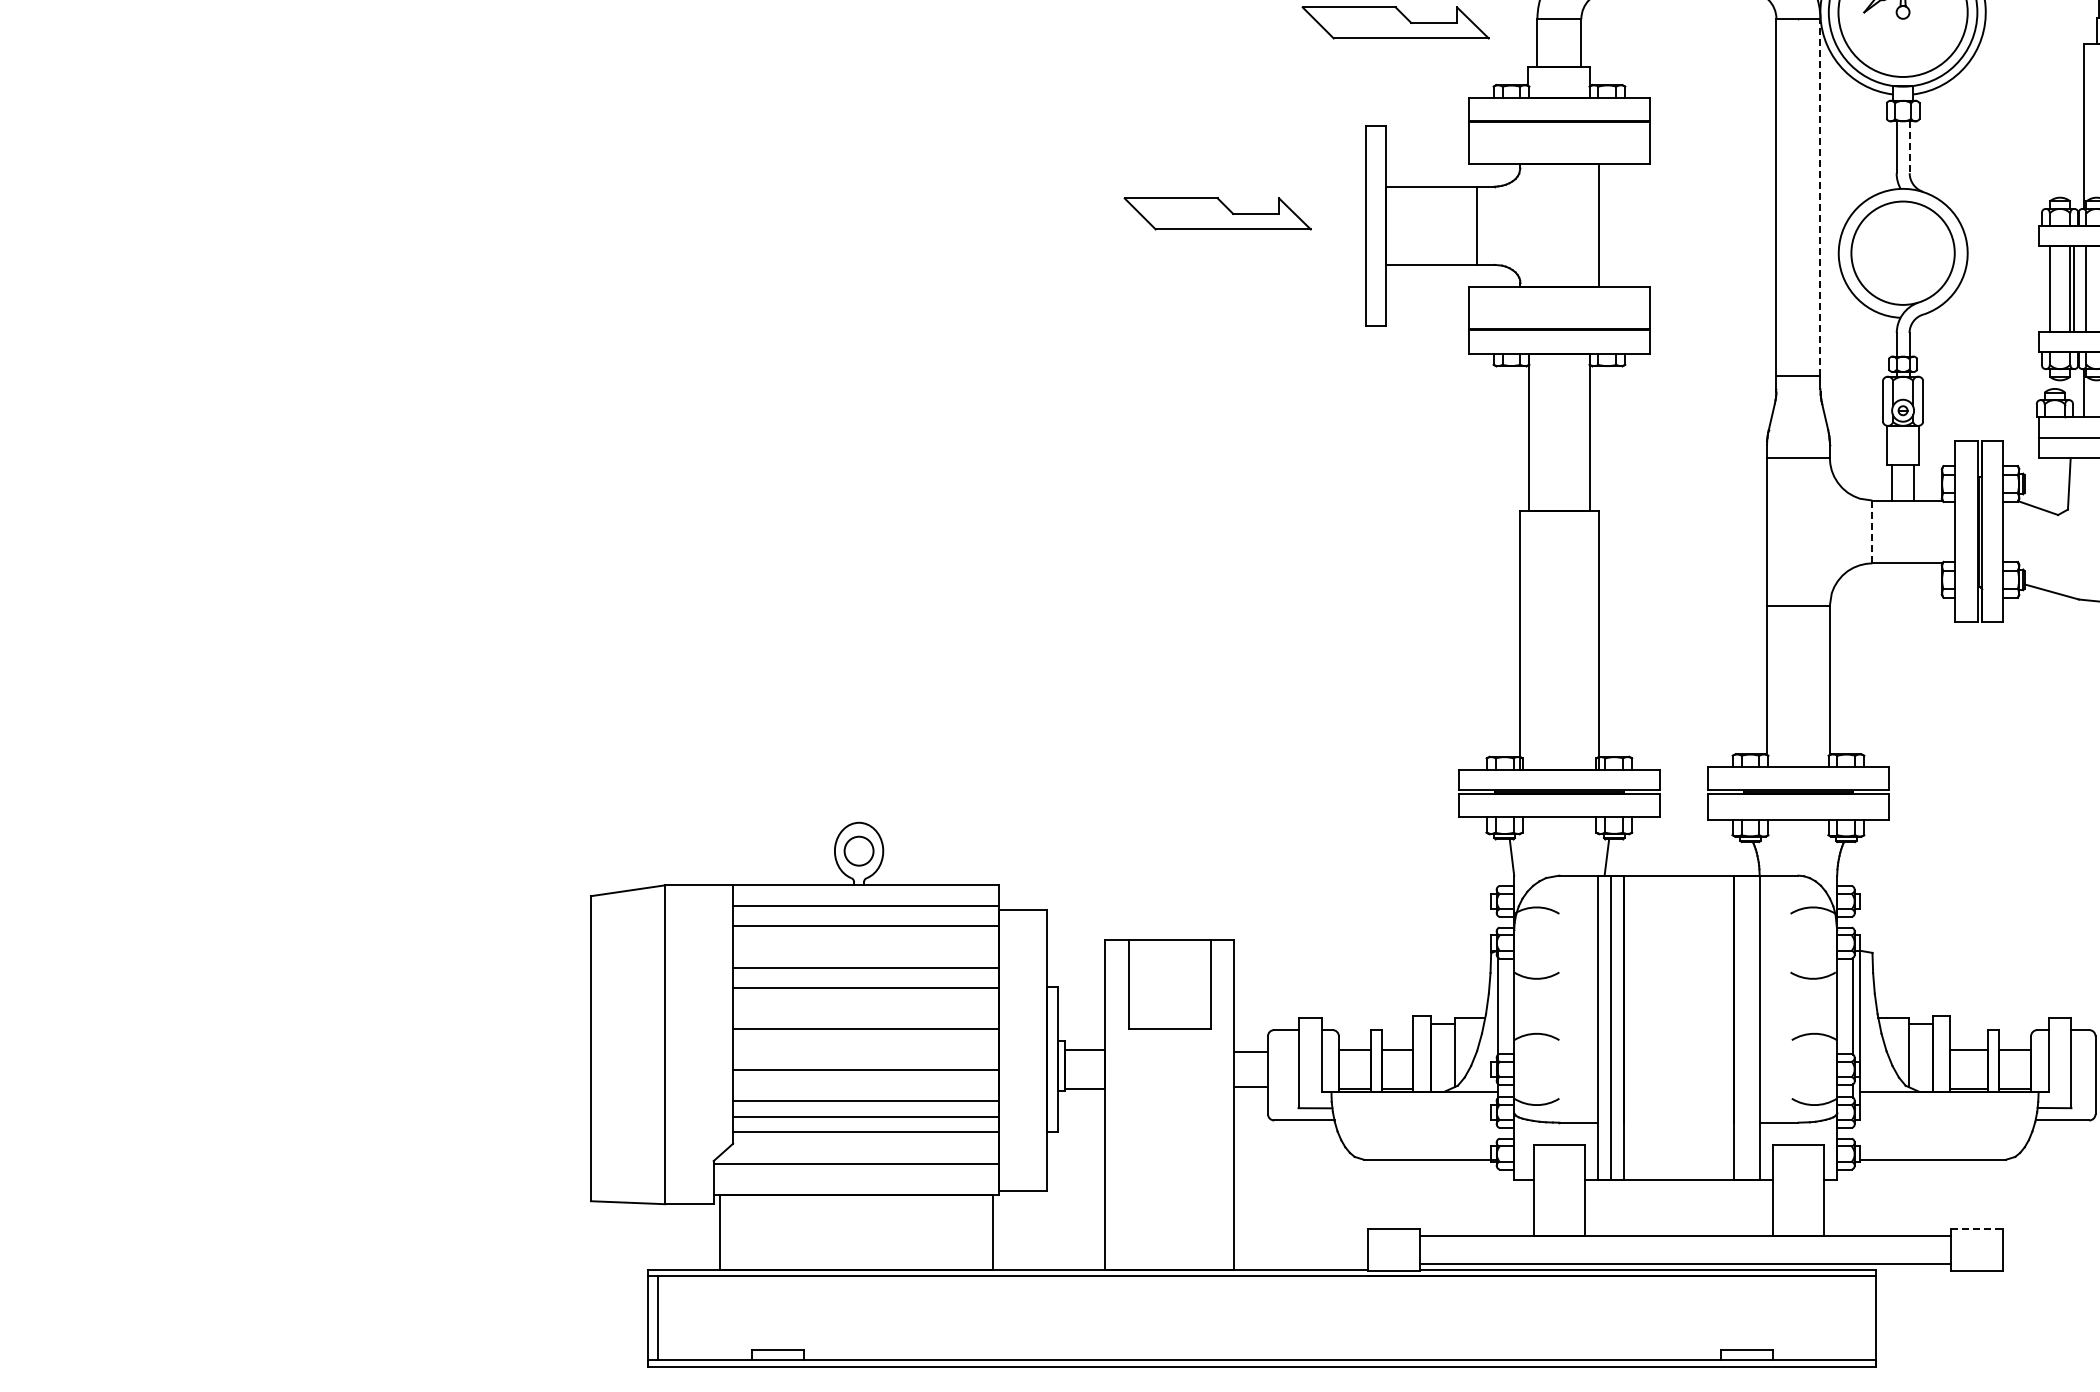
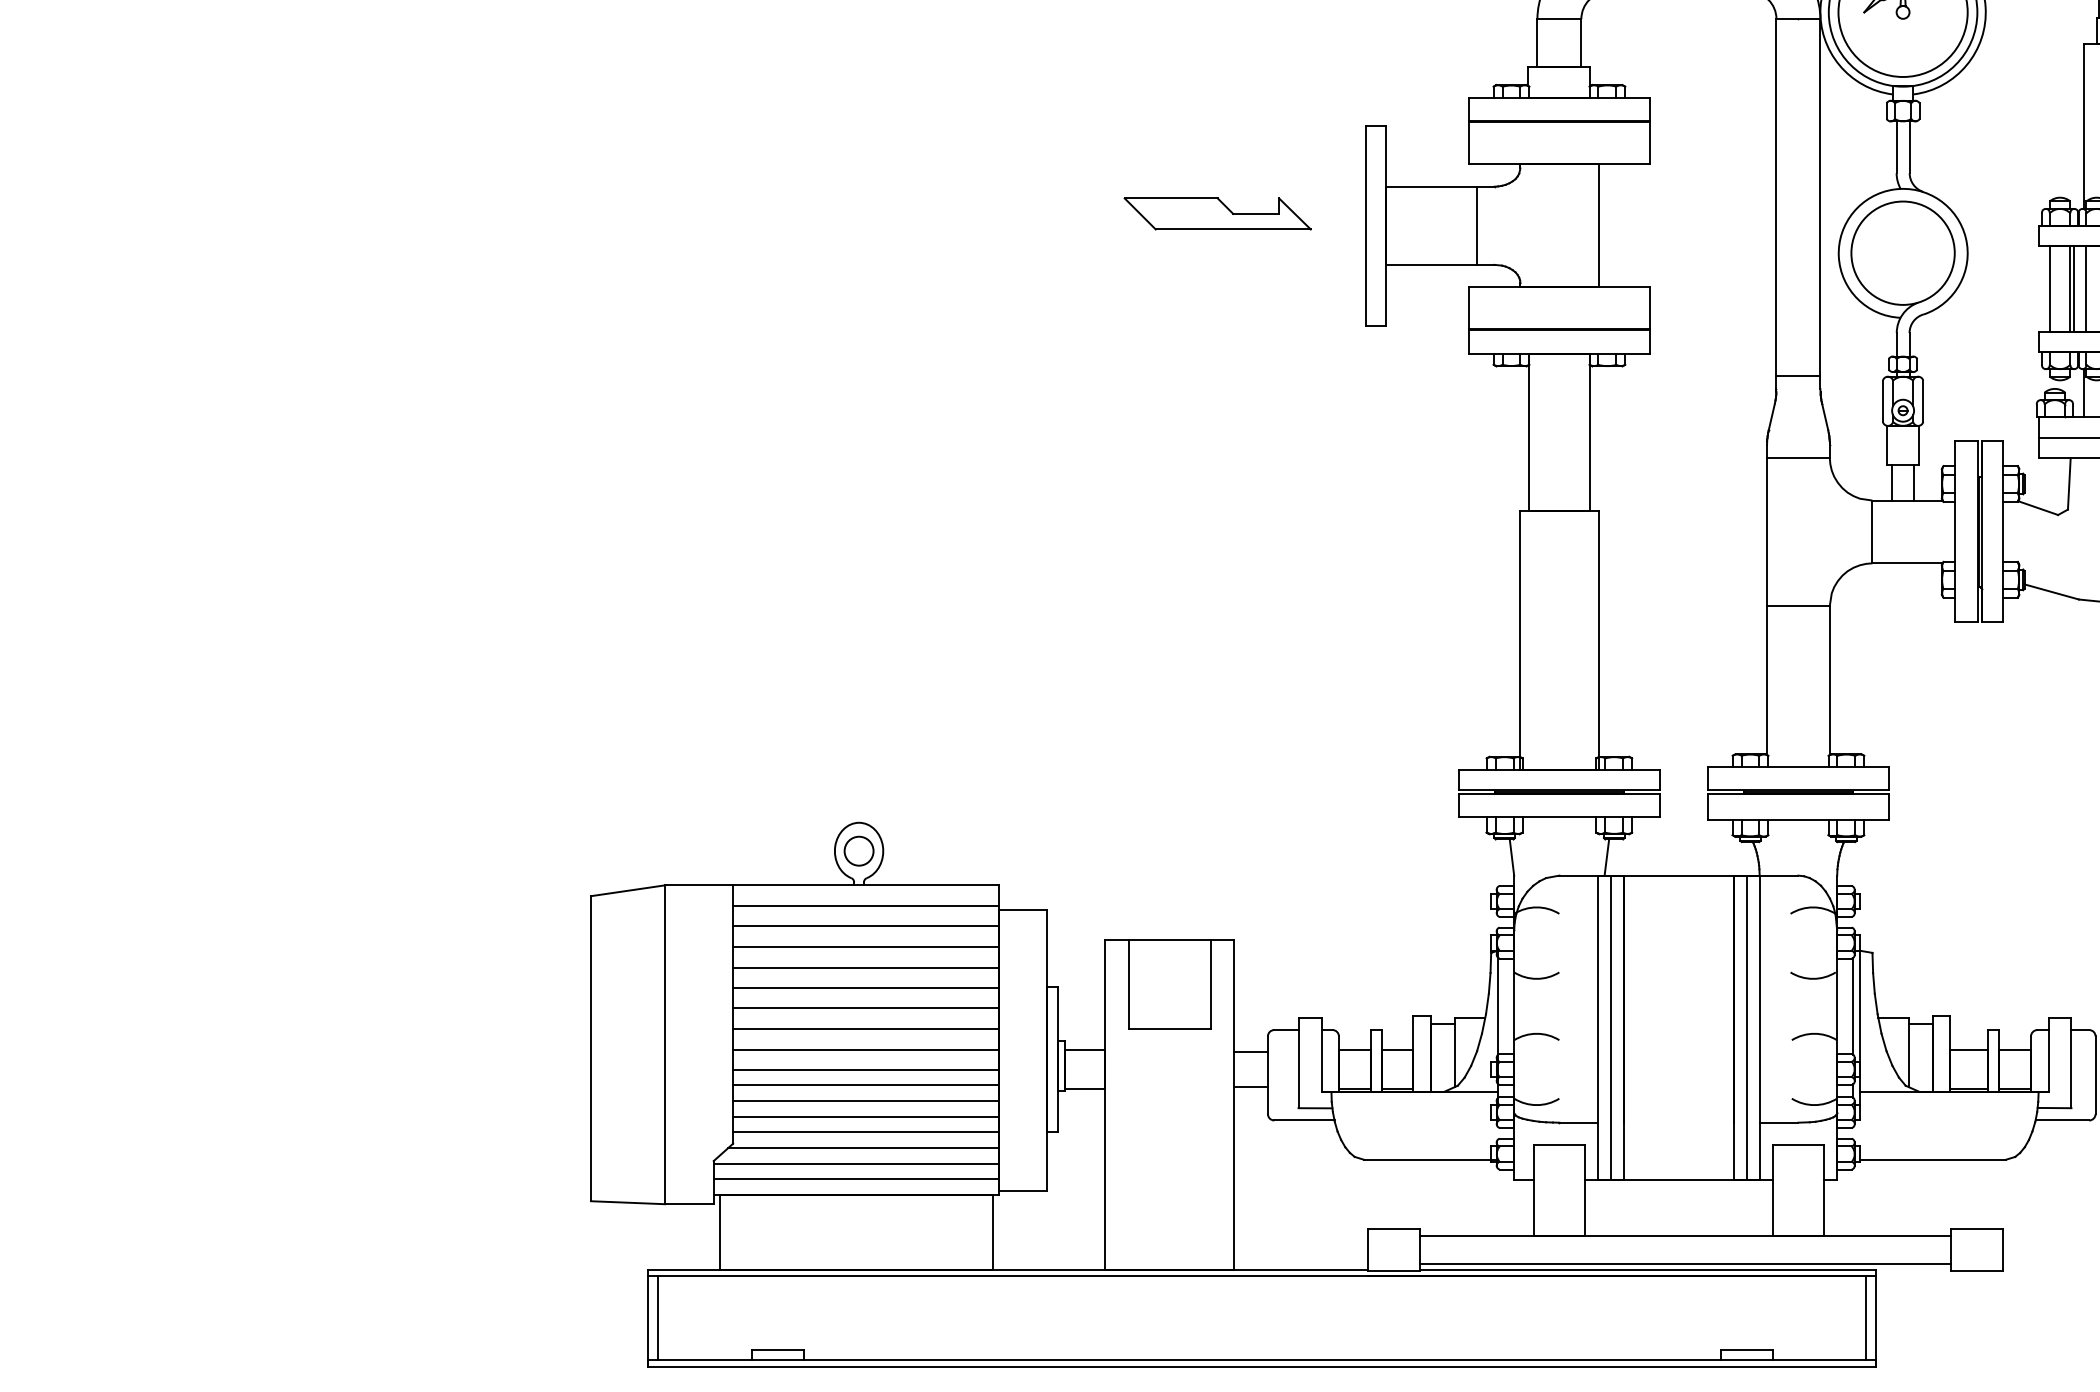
part: present -> none (1395, 22)
line: dashed -> solid (1909, 147)
line: dashed -> solid (1820, 197)
line: dashed -> solid (1872, 532)
line: none -> present (866, 946)
line: none -> present (866, 1008)
line: none -> present (1746, 1027)
line: none -> present (866, 1049)
line: none -> present (866, 1085)
line: none -> present (863, 1148)
line: none -> present (856, 1179)
line: dashed -> solid (1977, 1229)
line: none -> present (1866, 1318)
